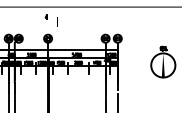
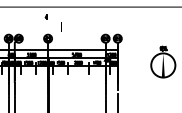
part position: (57, 21) -> (61, 26) (61, 26)
